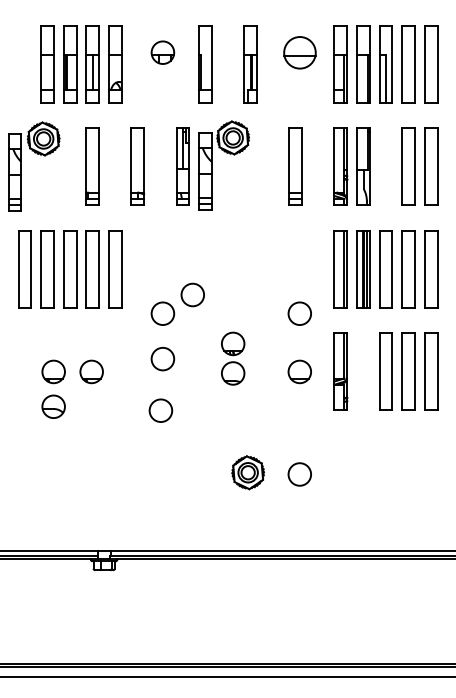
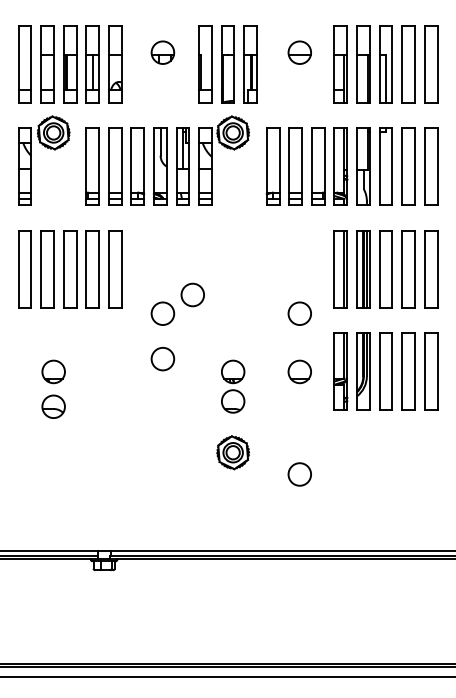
part size: 34x34 px -> 25x25 px (299, 52)
part: none -> present (24, 64)
part: none -> present (227, 64)
part position: (37, 154) -> (47, 148) (47, 148)
part position: (212, 165) -> (212, 160) (212, 160)
part: none -> present (115, 166)
part: none -> present (160, 166)
part: none -> present (272, 166)
part: none -> present (318, 166)
part: none -> present (385, 166)
part position: (233, 358) -> (233, 386) (233, 386)
part: present -> none (91, 371)
part: none -> present (363, 371)
circle: present -> none (160, 410)
part position: (248, 472) -> (233, 452) (233, 452)
